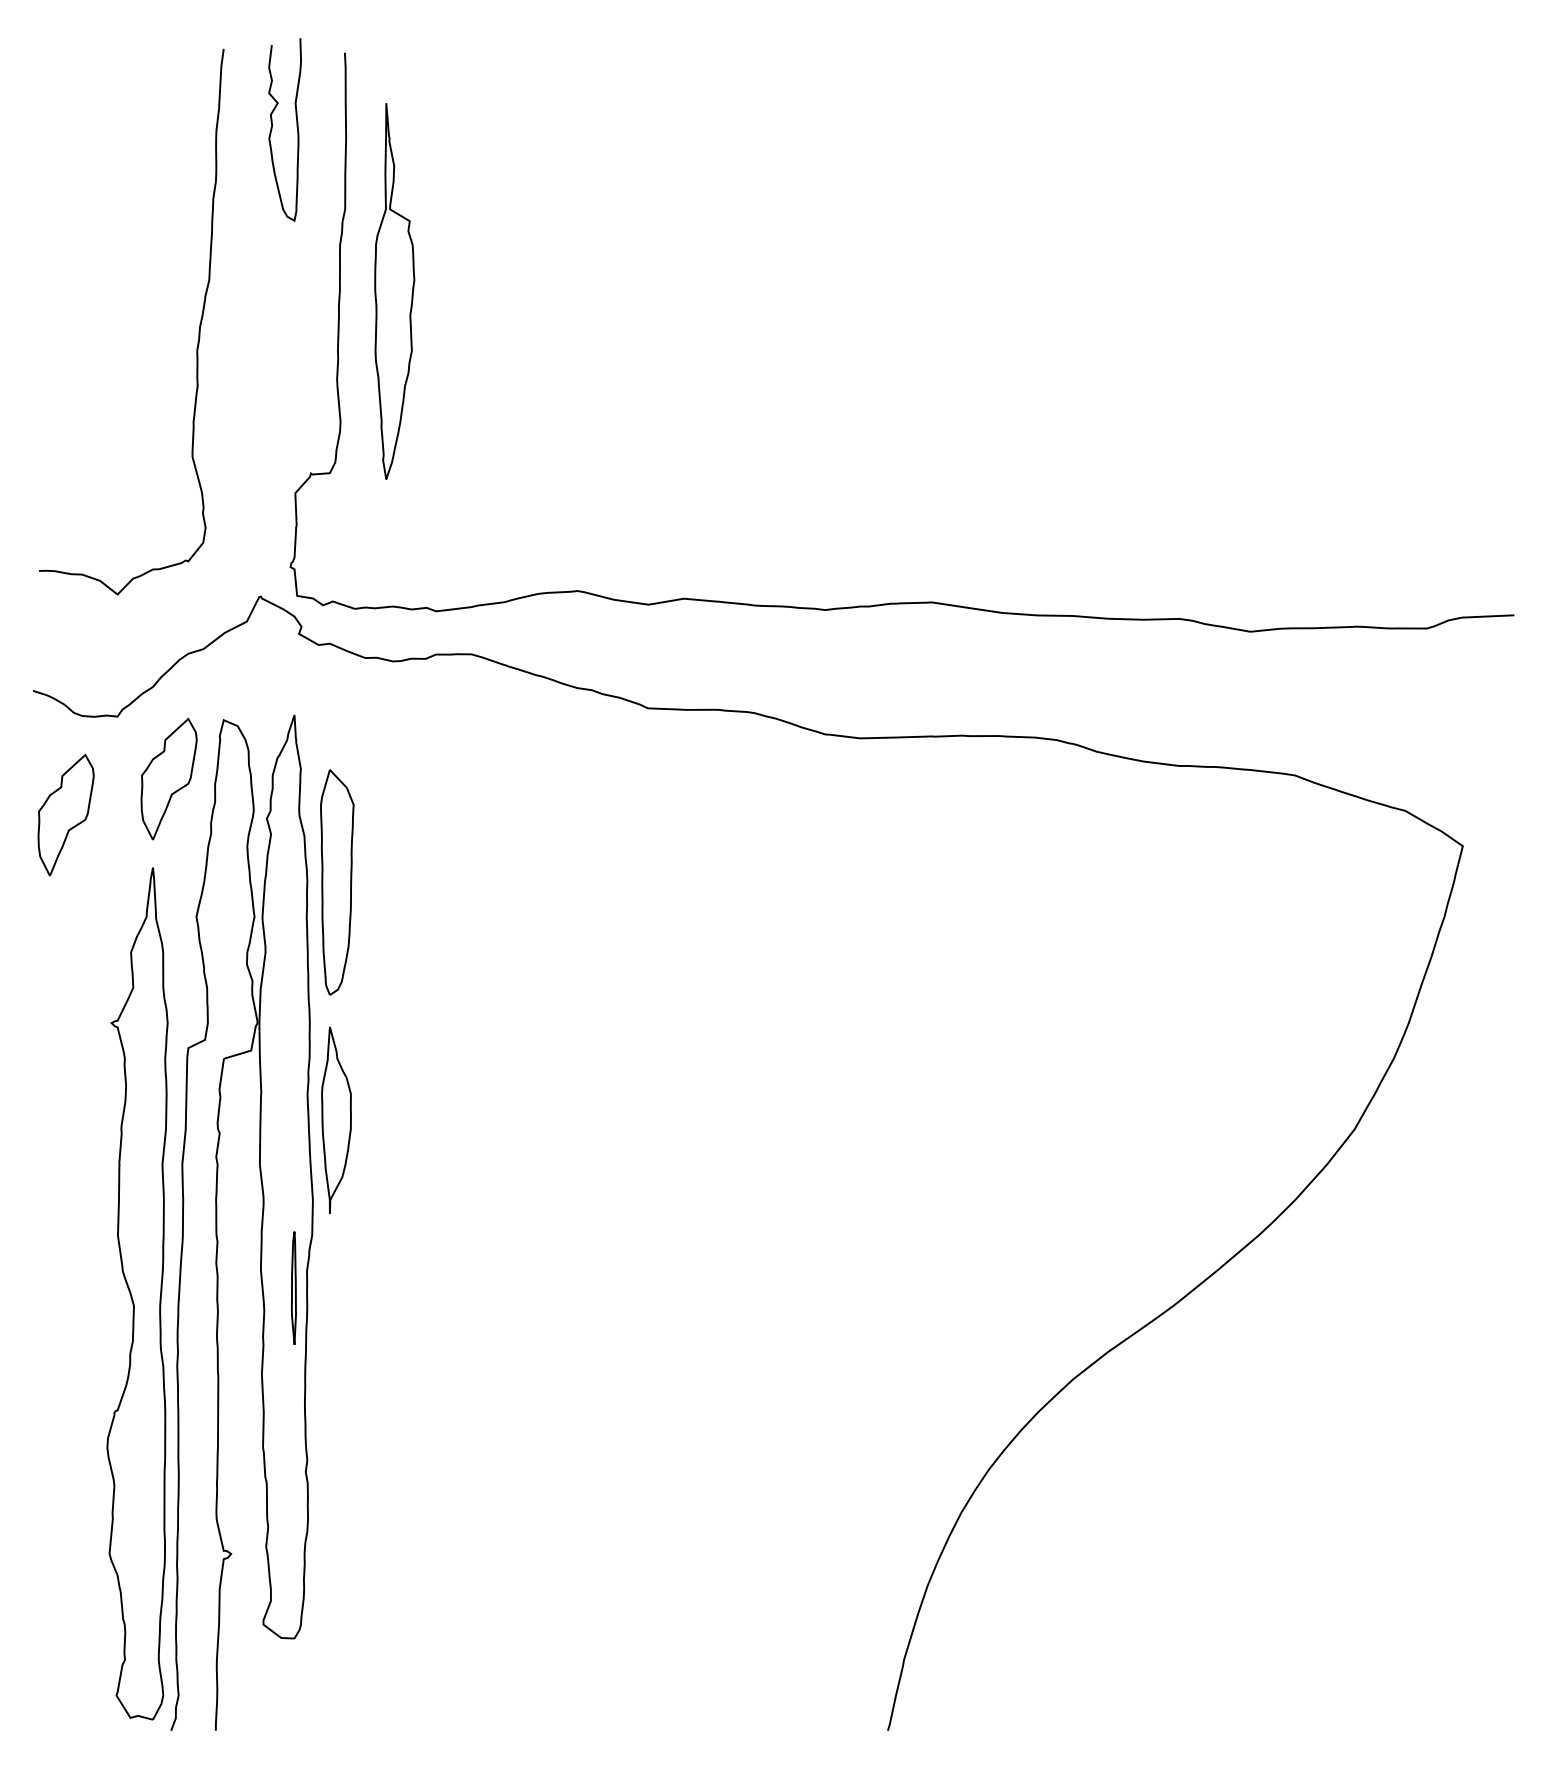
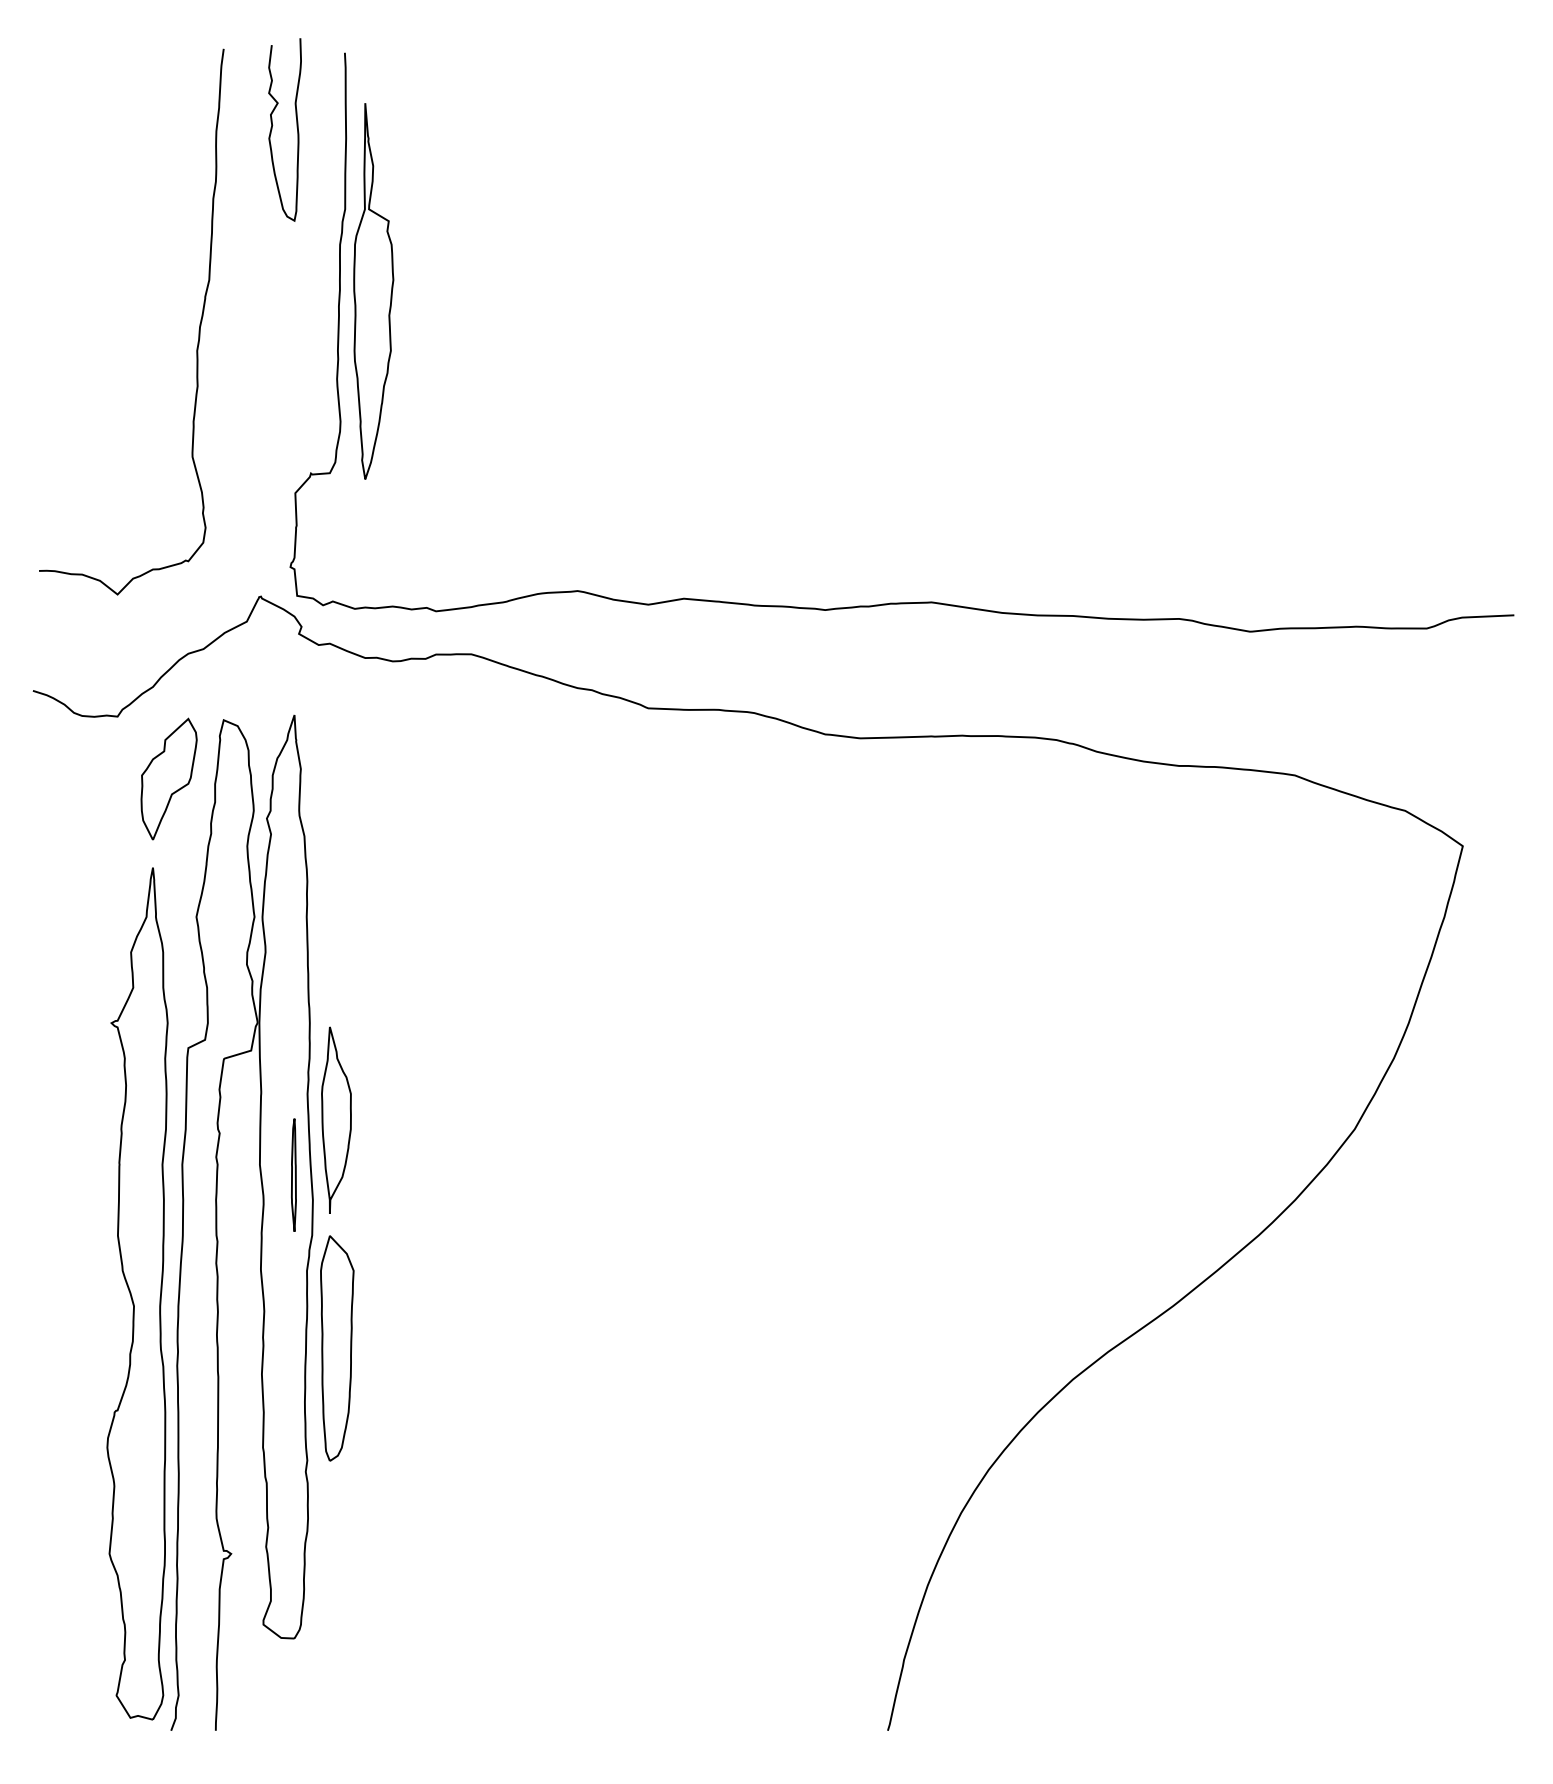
part position: (394, 291) -> (373, 291) (373, 291)
part: present -> none (65, 814)
part position: (337, 882) -> (337, 1348) (337, 1348)
part position: (293, 1287) -> (293, 1174) (293, 1174)
